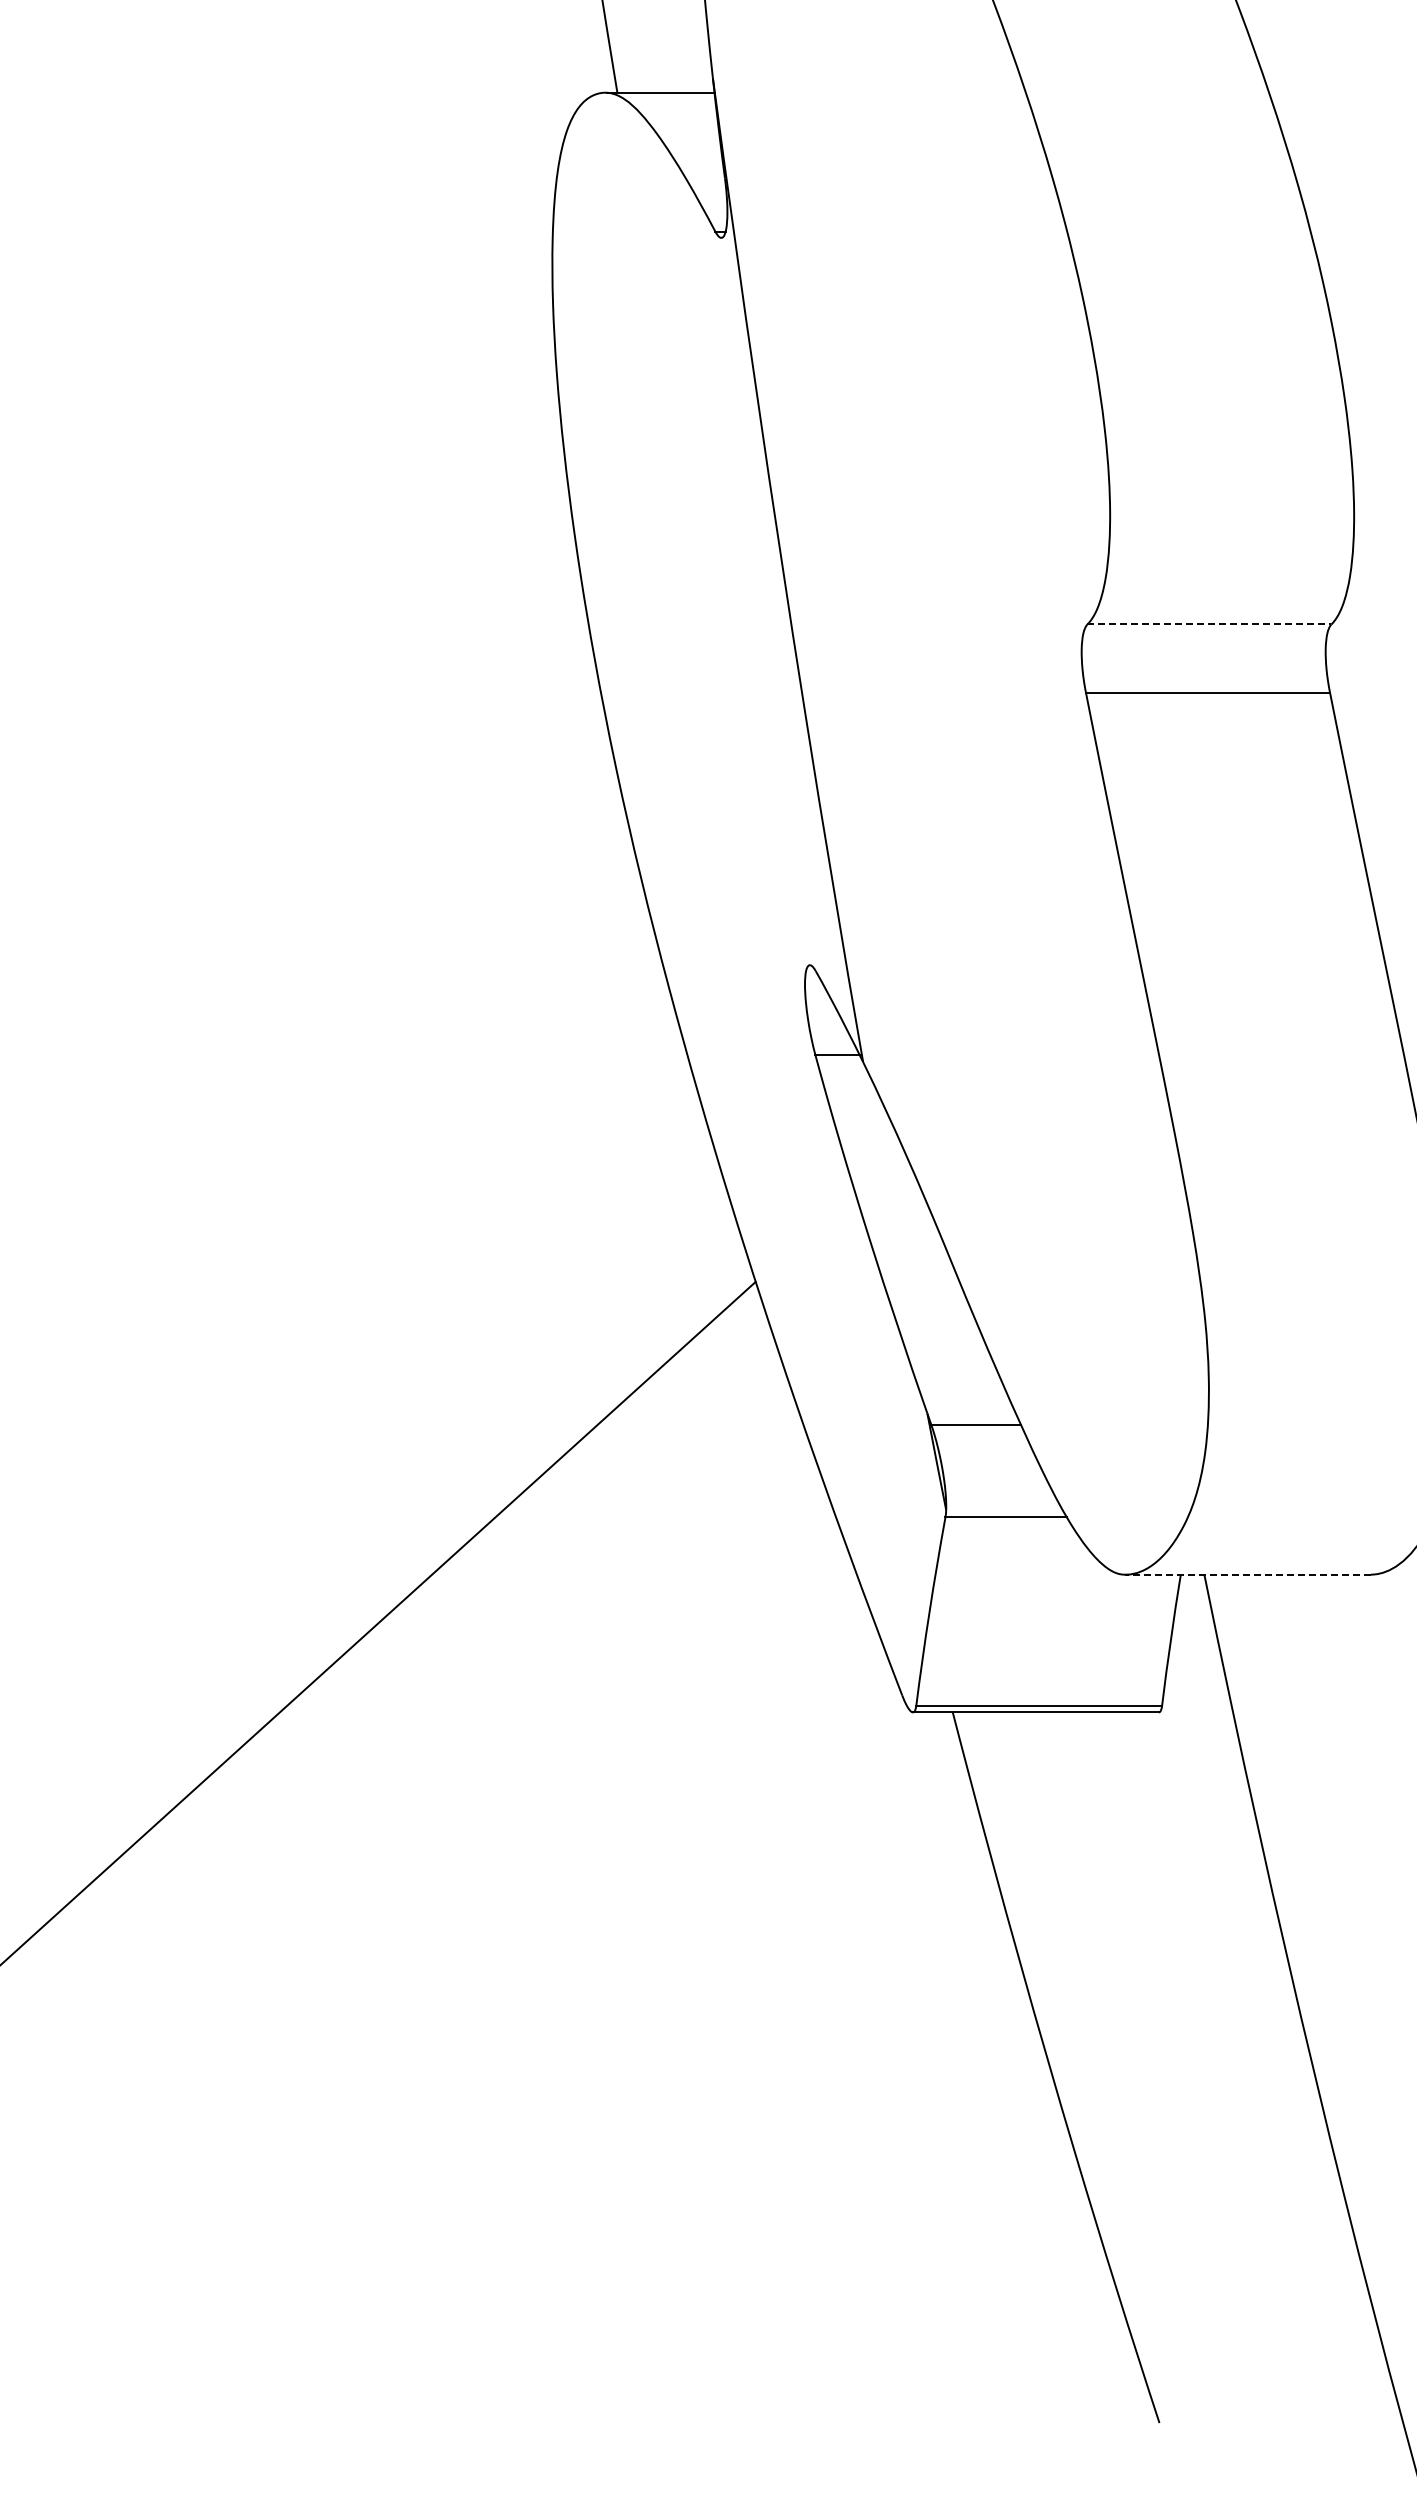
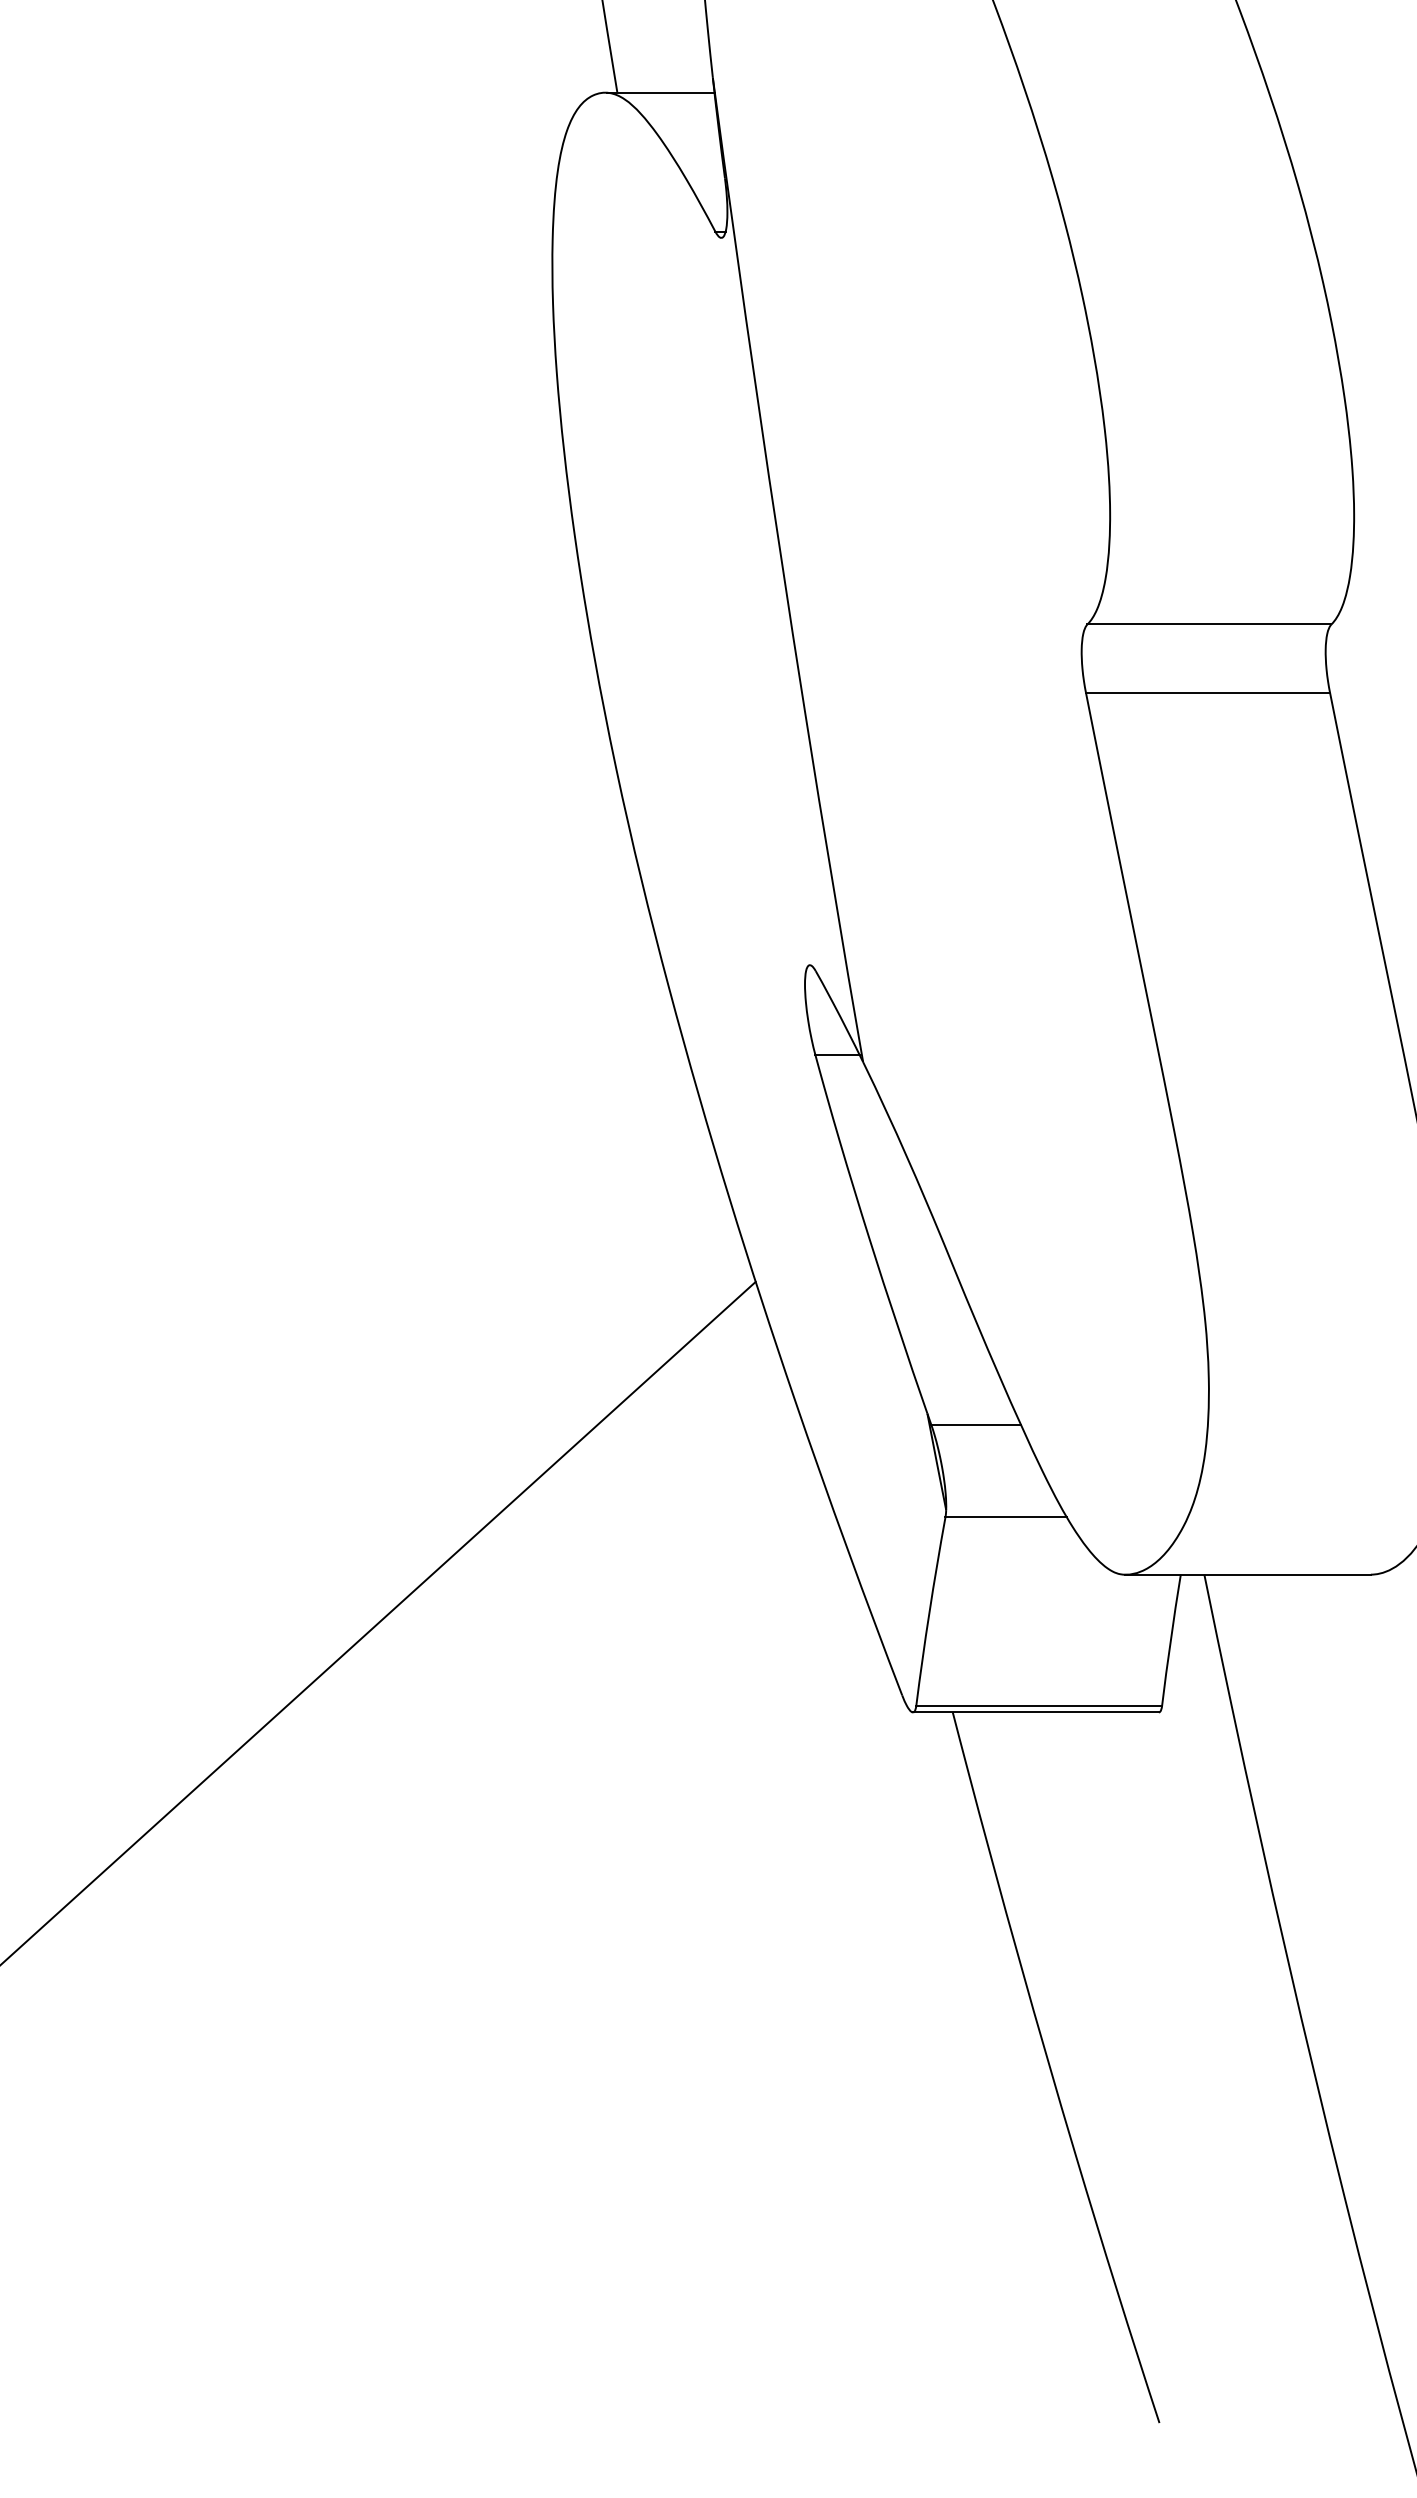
line: dashed -> solid (1209, 624)
line: dashed -> solid (1248, 1574)
